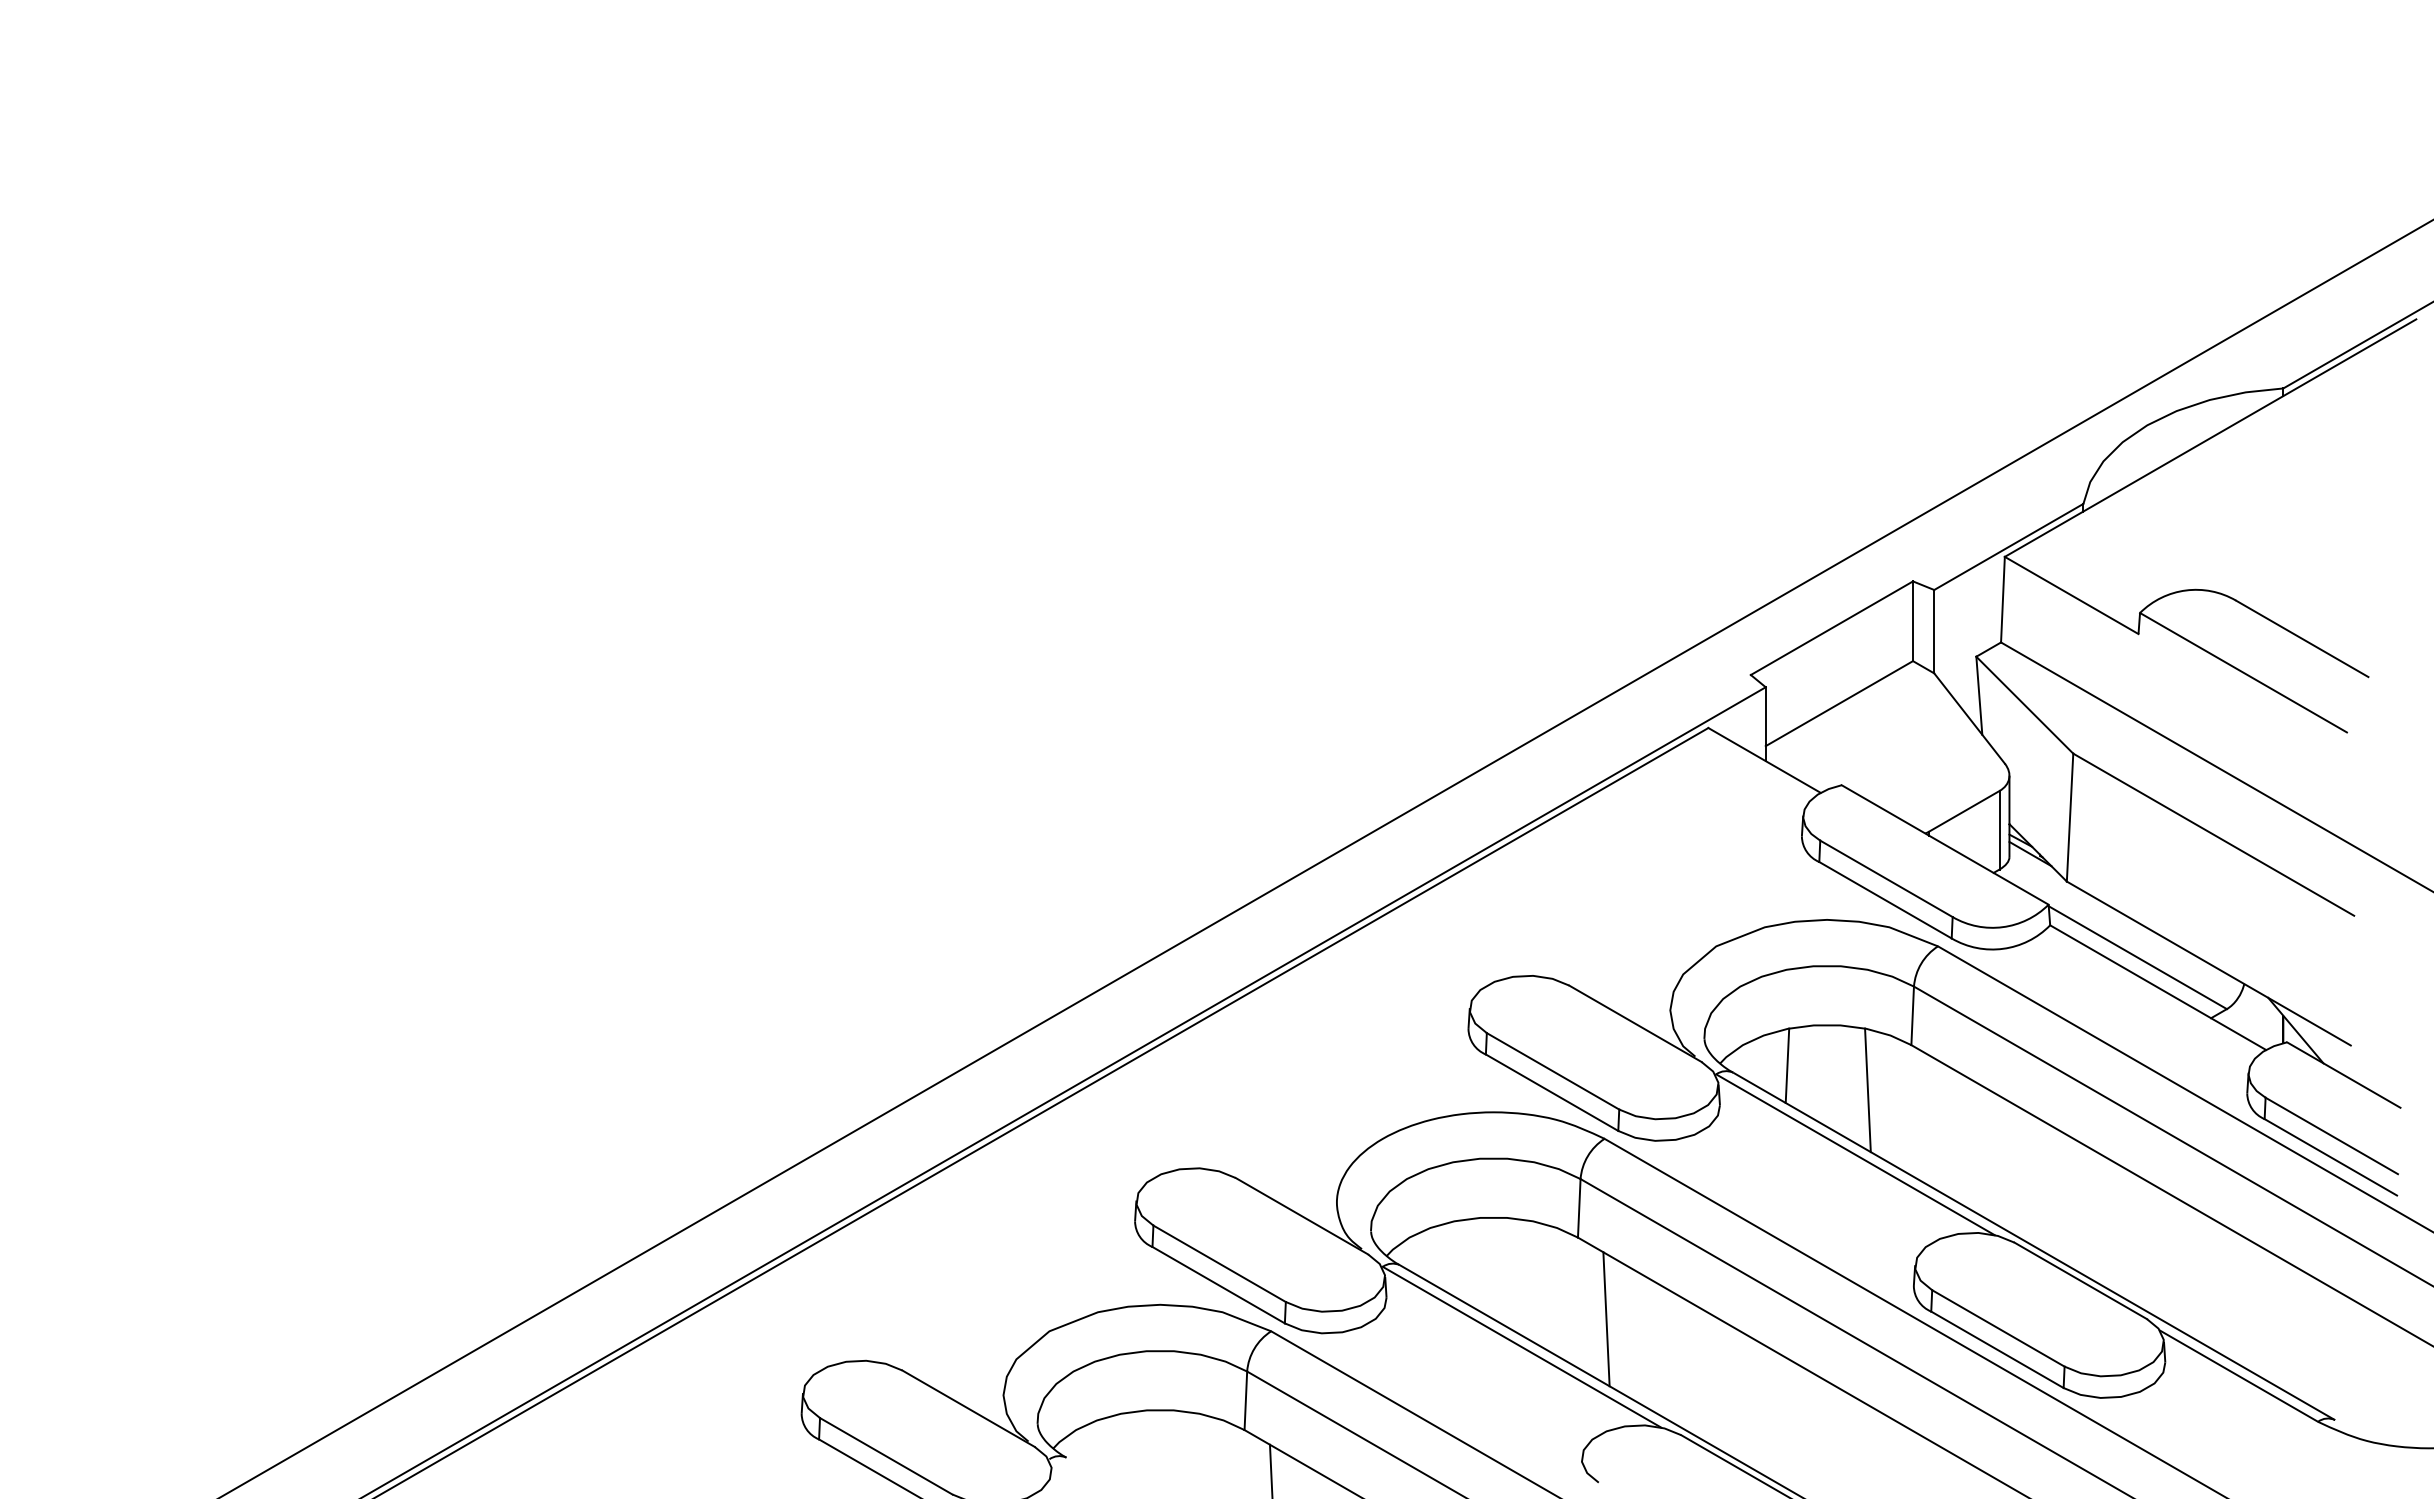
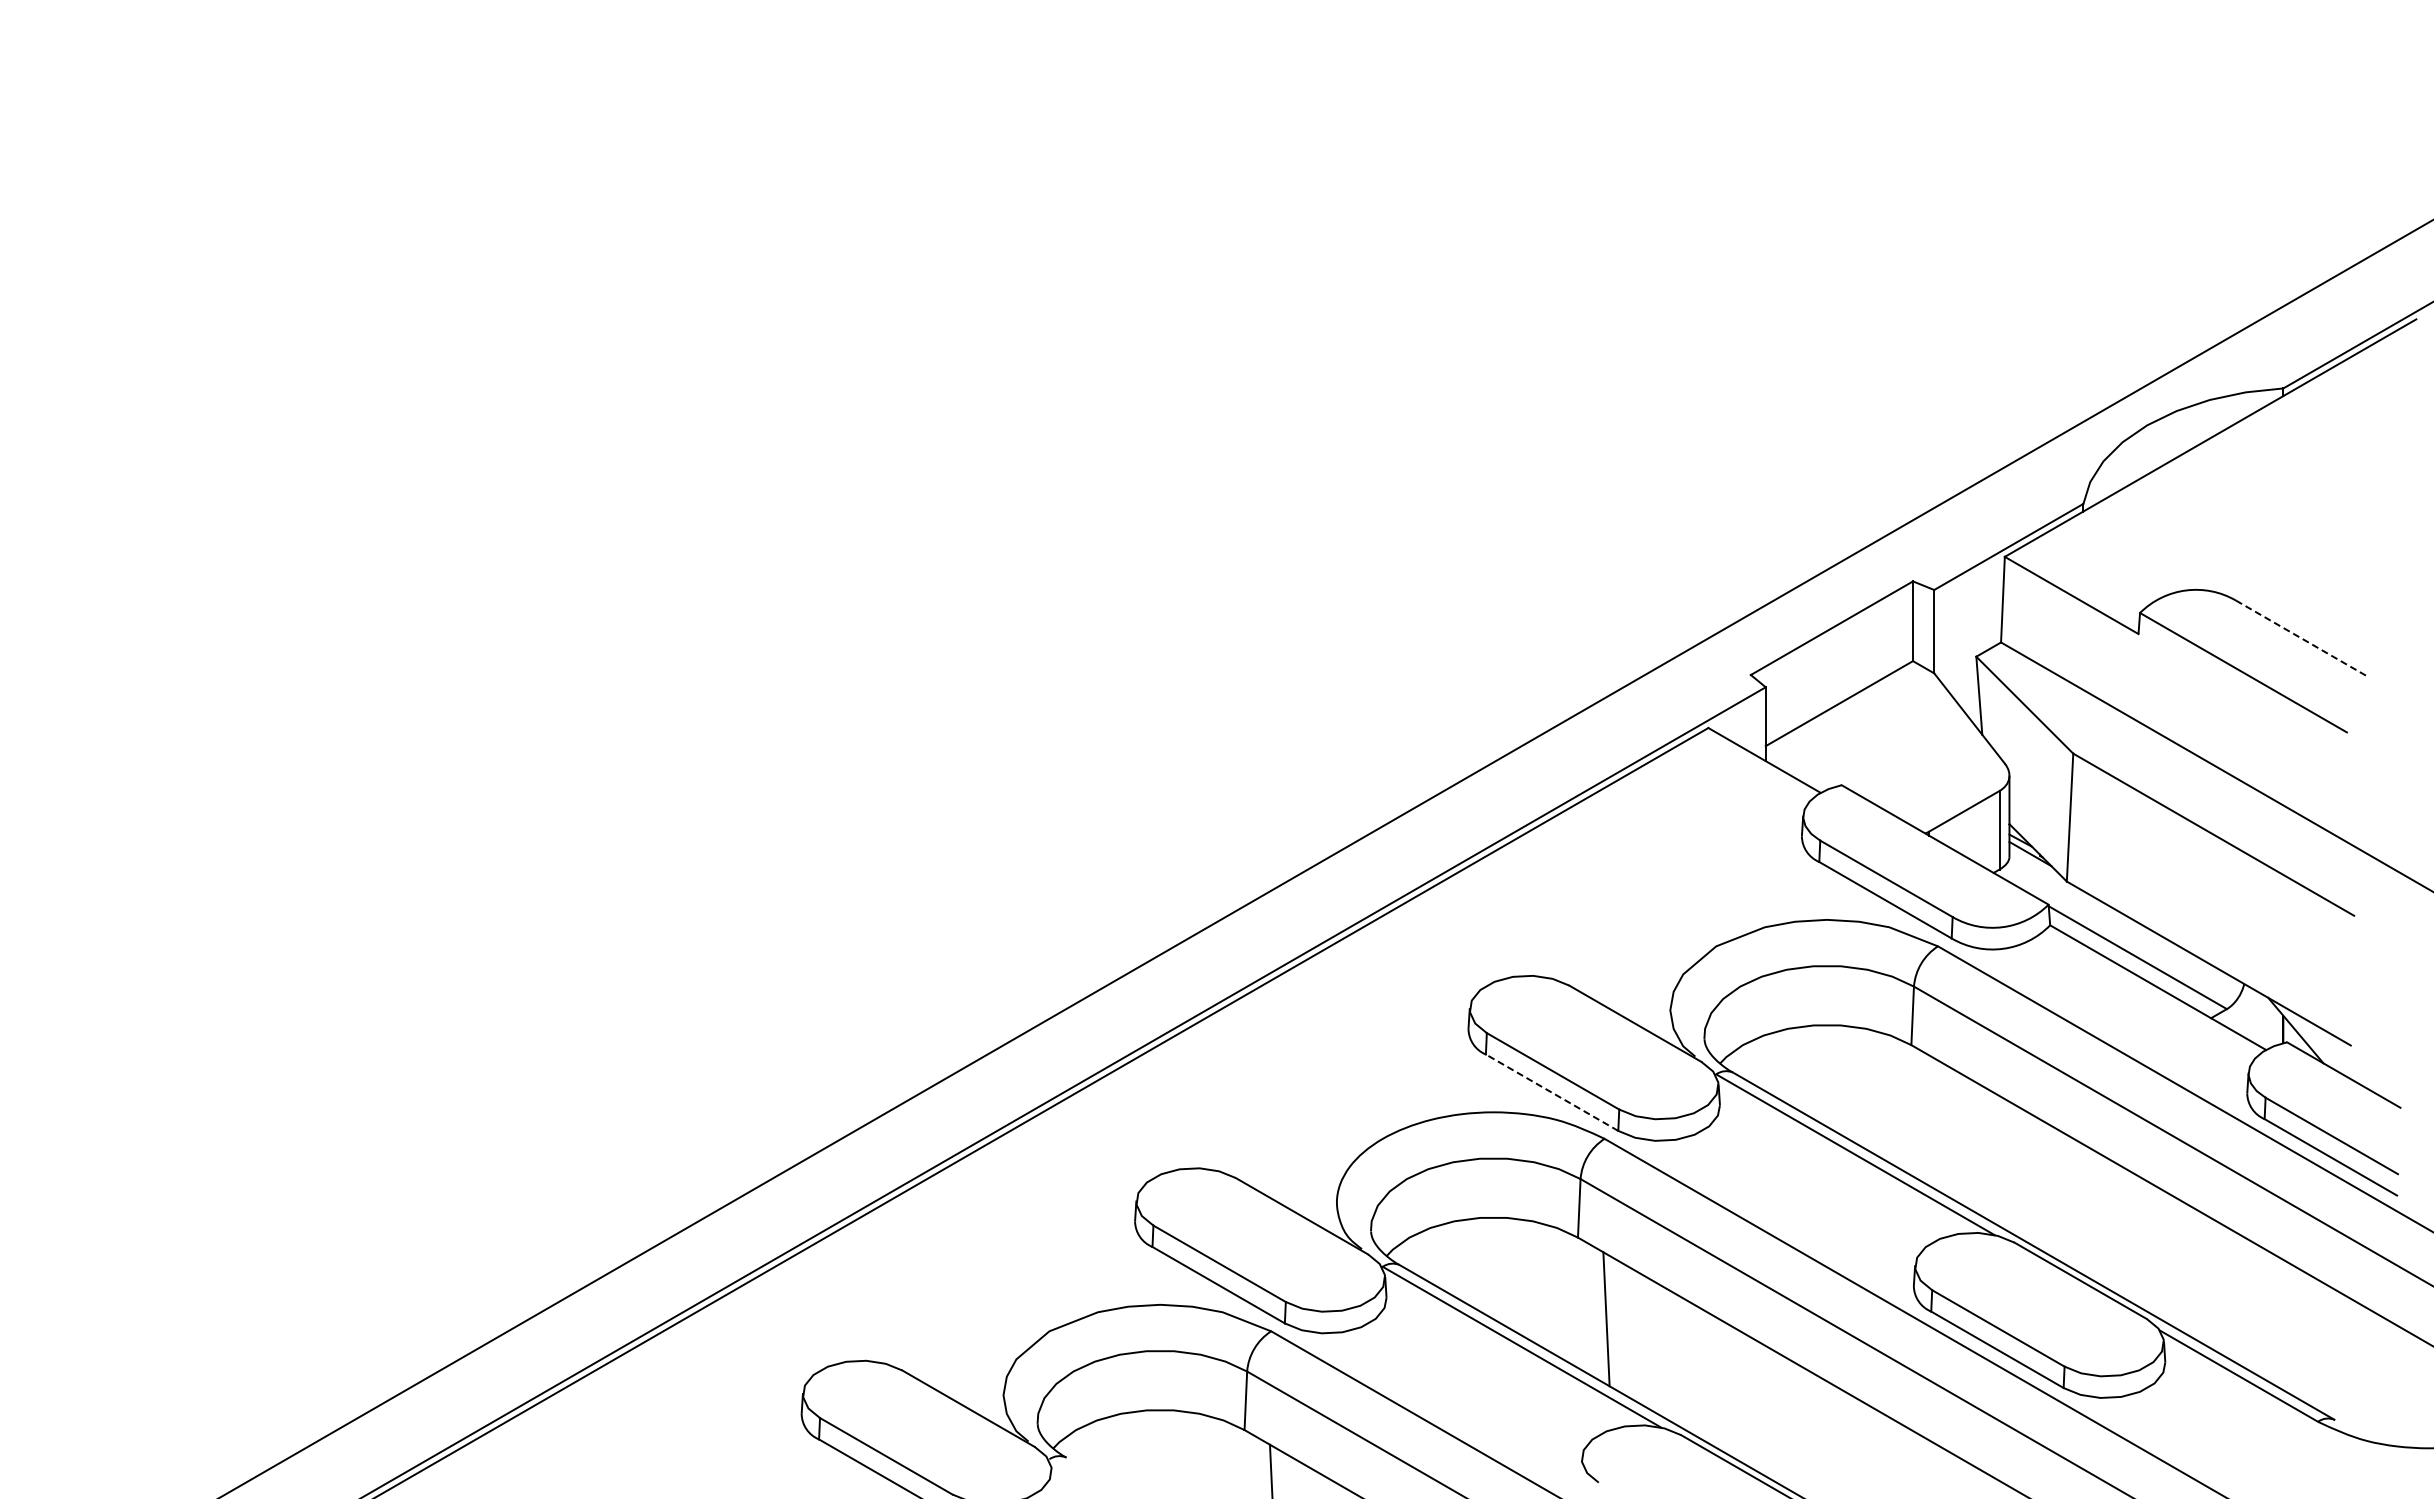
line: solid -> dashed (2302, 639)
line: present -> none (1787, 1065)
line: present -> none (1867, 1090)
line: solid -> dashed (1551, 1092)
